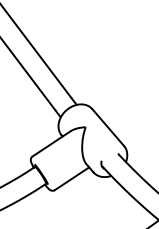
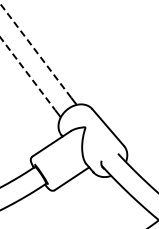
line: solid -> dashed (35, 50)
line: solid -> dashed (28, 74)
